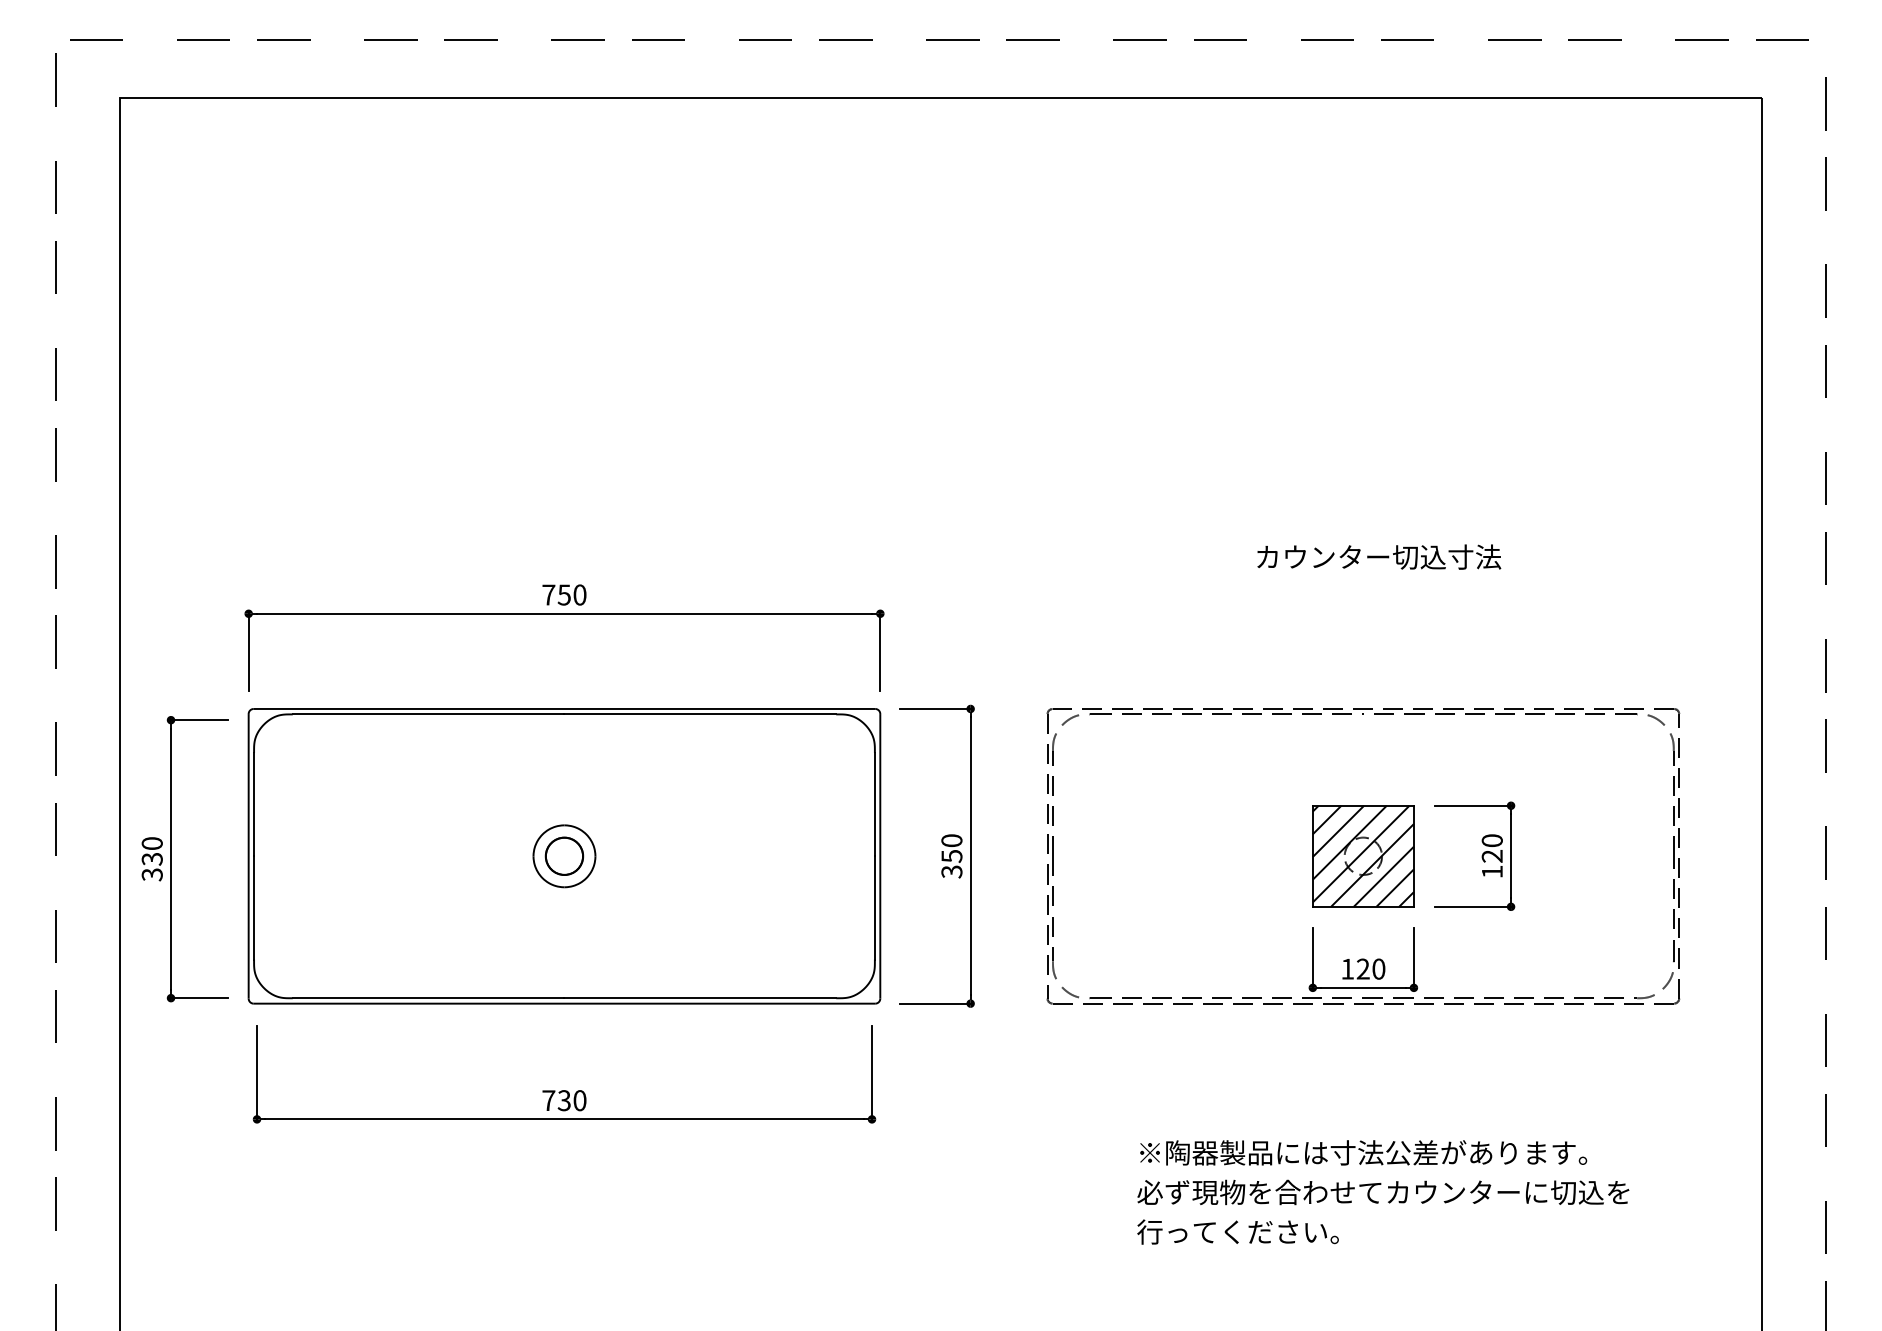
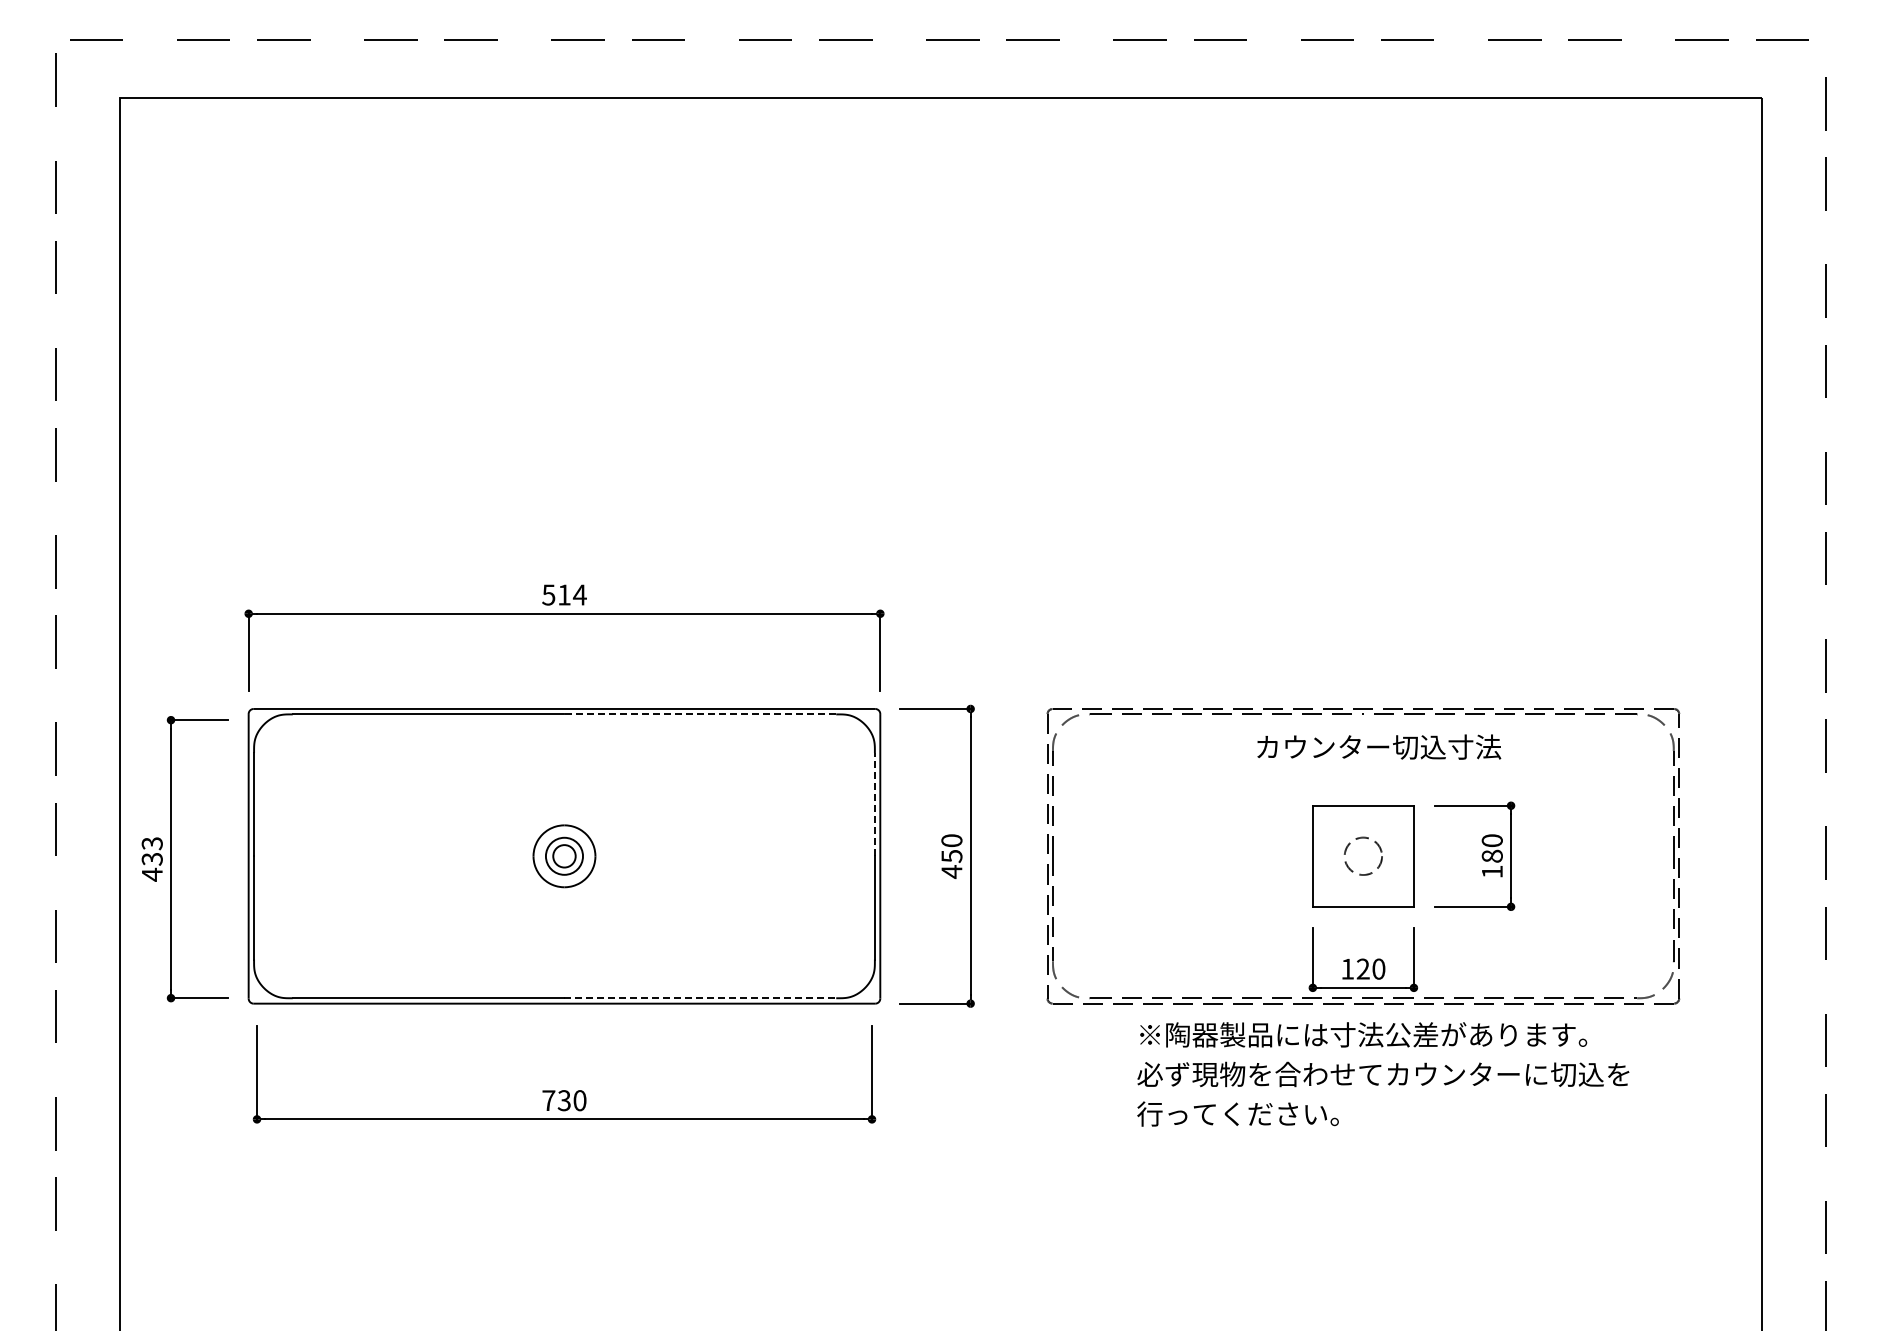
text position: (1379, 556) -> (1379, 746) (1379, 746)
text: 750 -> 514 (564, 594)
line: solid -> dashed (700, 714)
line: solid -> dashed (874, 804)
hatch: present -> none (1362, 855)
text: 120 -> 180 (1491, 855)
circle diameter: 37 px -> 22 px (564, 856)
text: 330 -> 433 (151, 859)
text: 350 -> 450 (951, 872)
line: solid -> dashed (700, 998)
text position: (1383, 1192) -> (1383, 1074) (1383, 1074)
